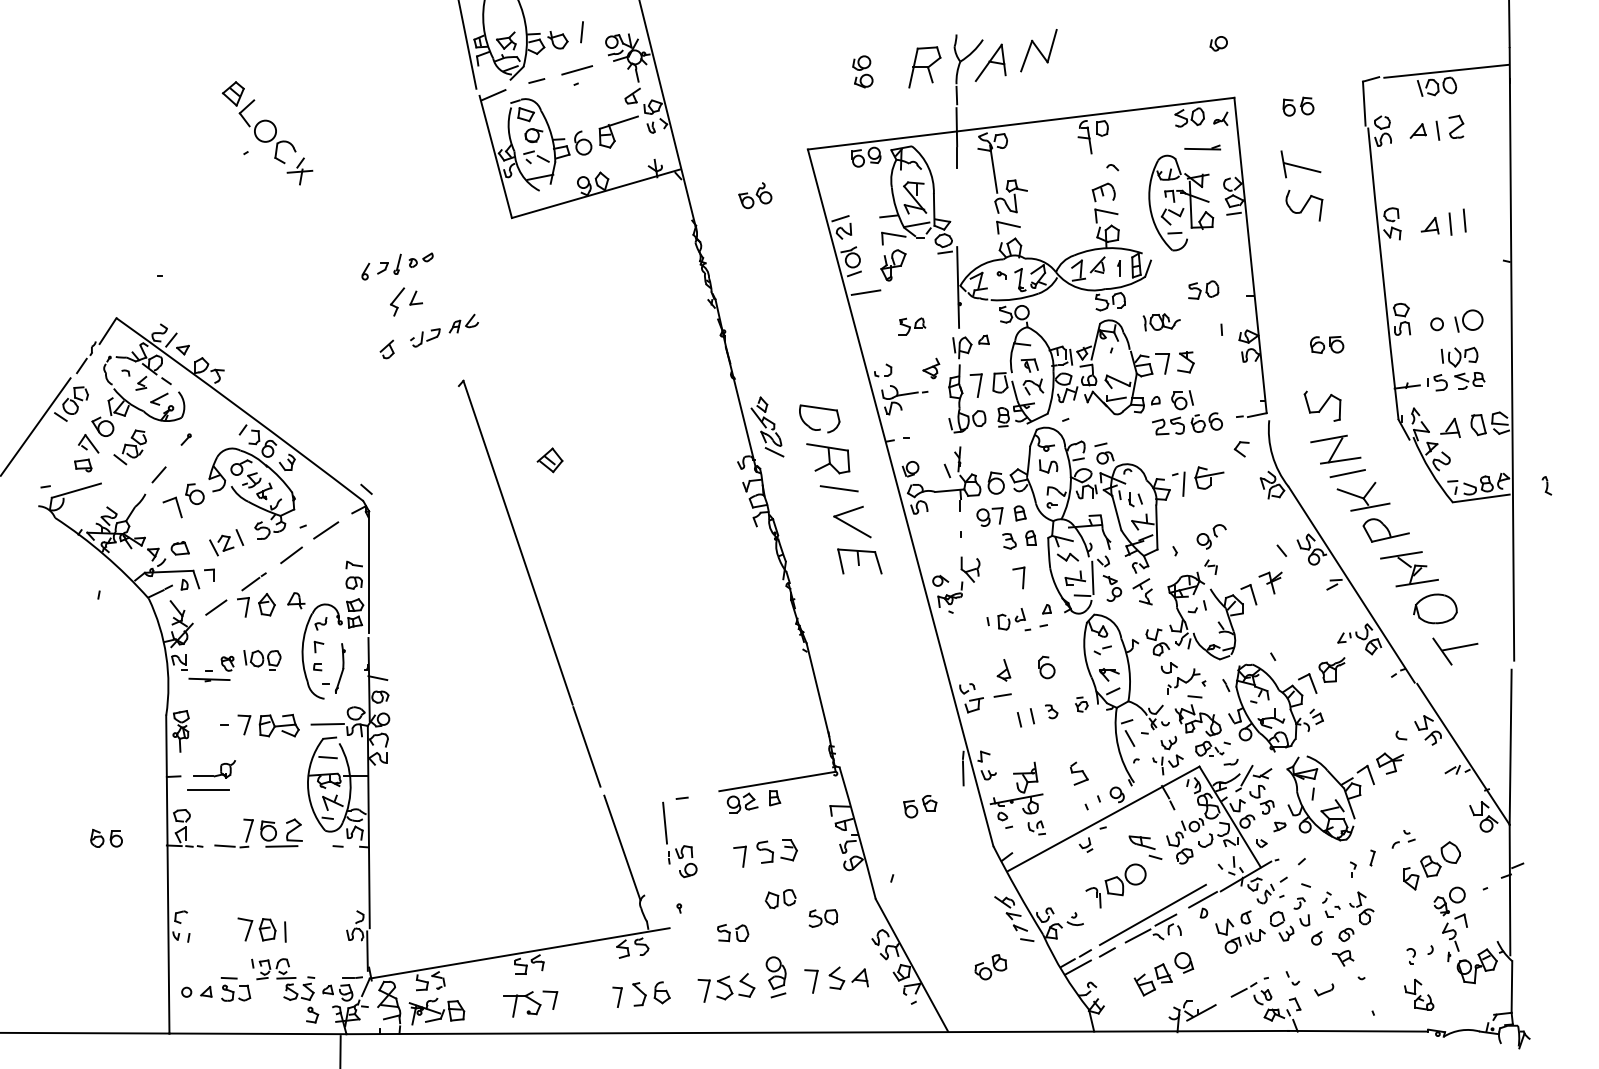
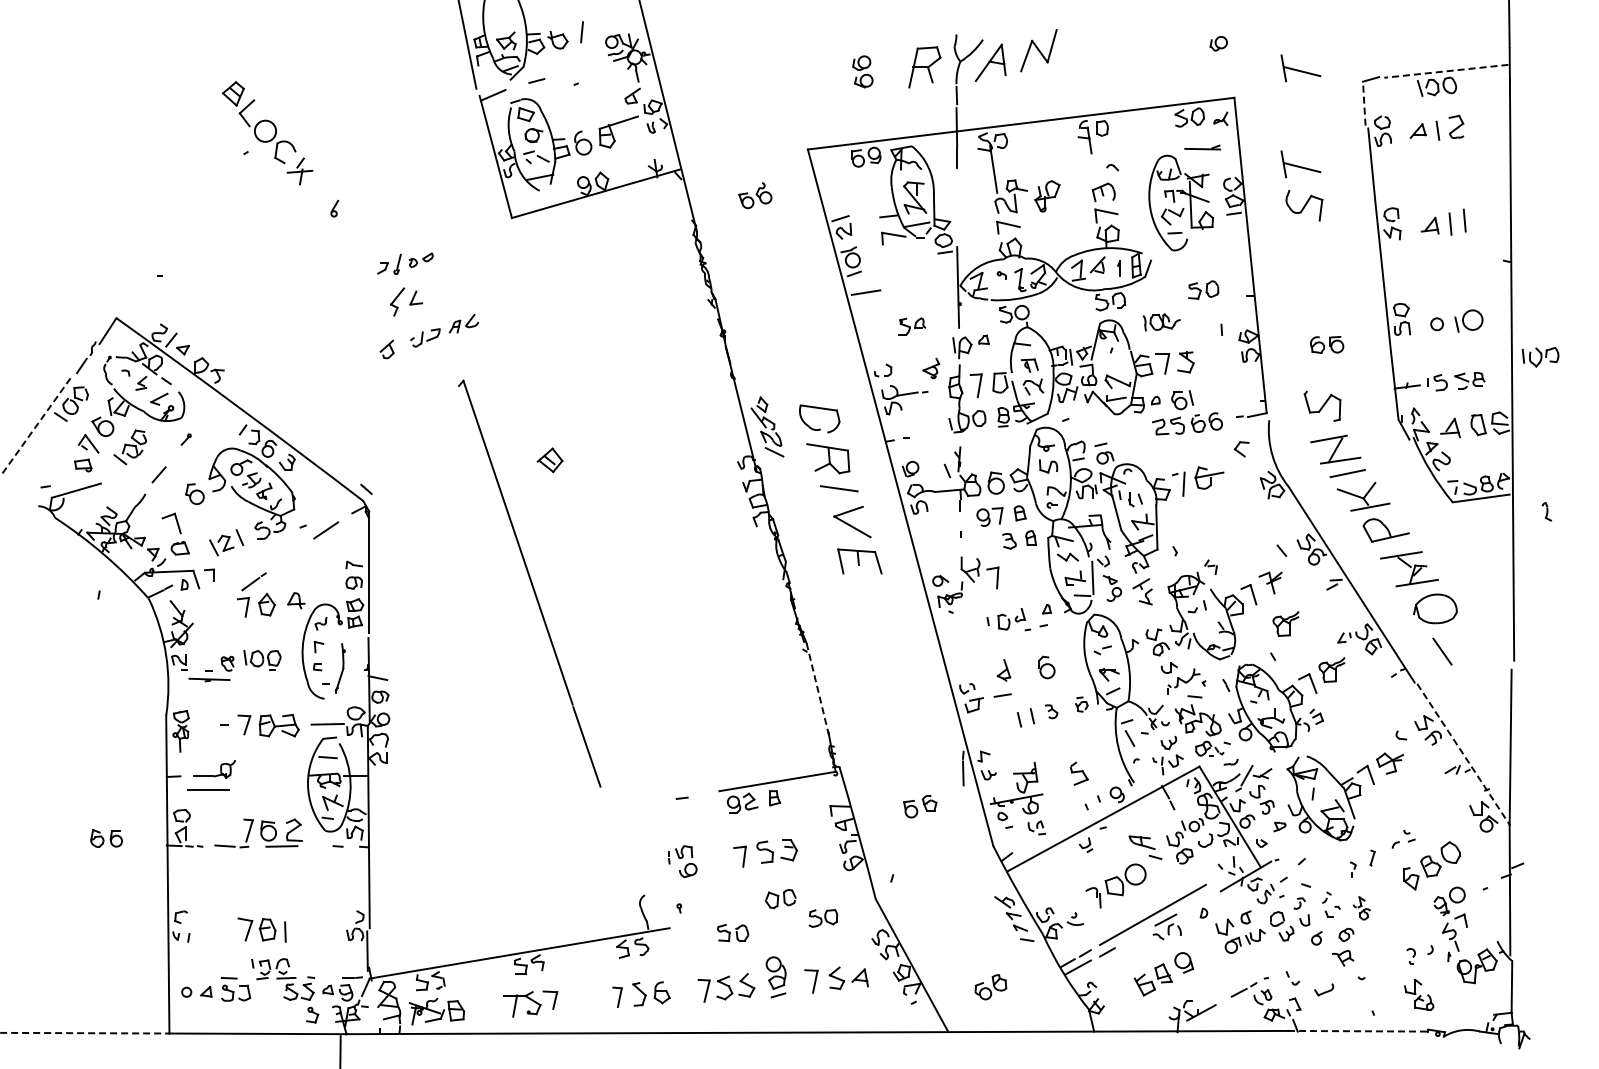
part: none -> present (1300, 68)
line: present -> none (577, 70)
line: solid -> dashed (1445, 71)
line: solid -> dashed (1364, 103)
part: present -> none (1298, 106)
part position: (893, 265) -> (1047, 196) (1047, 196)
part position: (365, 271) -> (334, 208) (334, 208)
part position: (1459, 356) -> (1540, 356) (1540, 356)
line: solid -> dashed (35, 427)
part position: (1546, 485) -> (1546, 511) (1546, 511)
part position: (172, 507) -> (171, 523) (171, 523)
part: present -> none (1211, 536)
line: present -> none (291, 555)
part position: (1018, 577) -> (992, 577) (992, 577)
line: present -> none (216, 607)
part: none -> present (1285, 623)
line: present -> none (1460, 646)
line: solid -> dashed (817, 689)
line: solid -> dashed (1463, 754)
line: present -> none (665, 822)
line: present -> none (622, 847)
line: present -> none (1202, 899)
part size: 26x35 px -> 19x25 px (1361, 908)
line: present -> none (1137, 935)
part position: (990, 967) -> (990, 987) (990, 987)
line: solid -> dashed (1357, 1031)
line: solid -> dashed (84, 1033)
